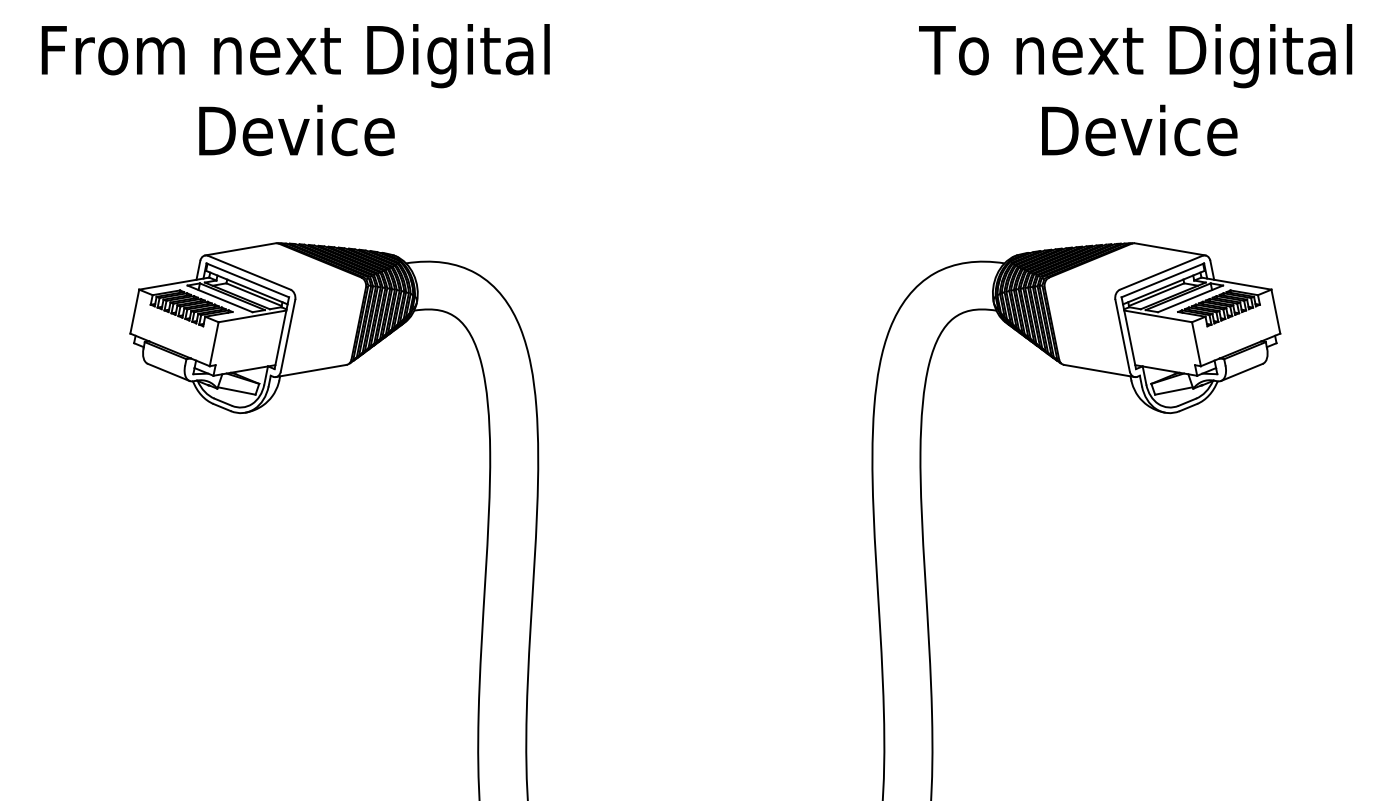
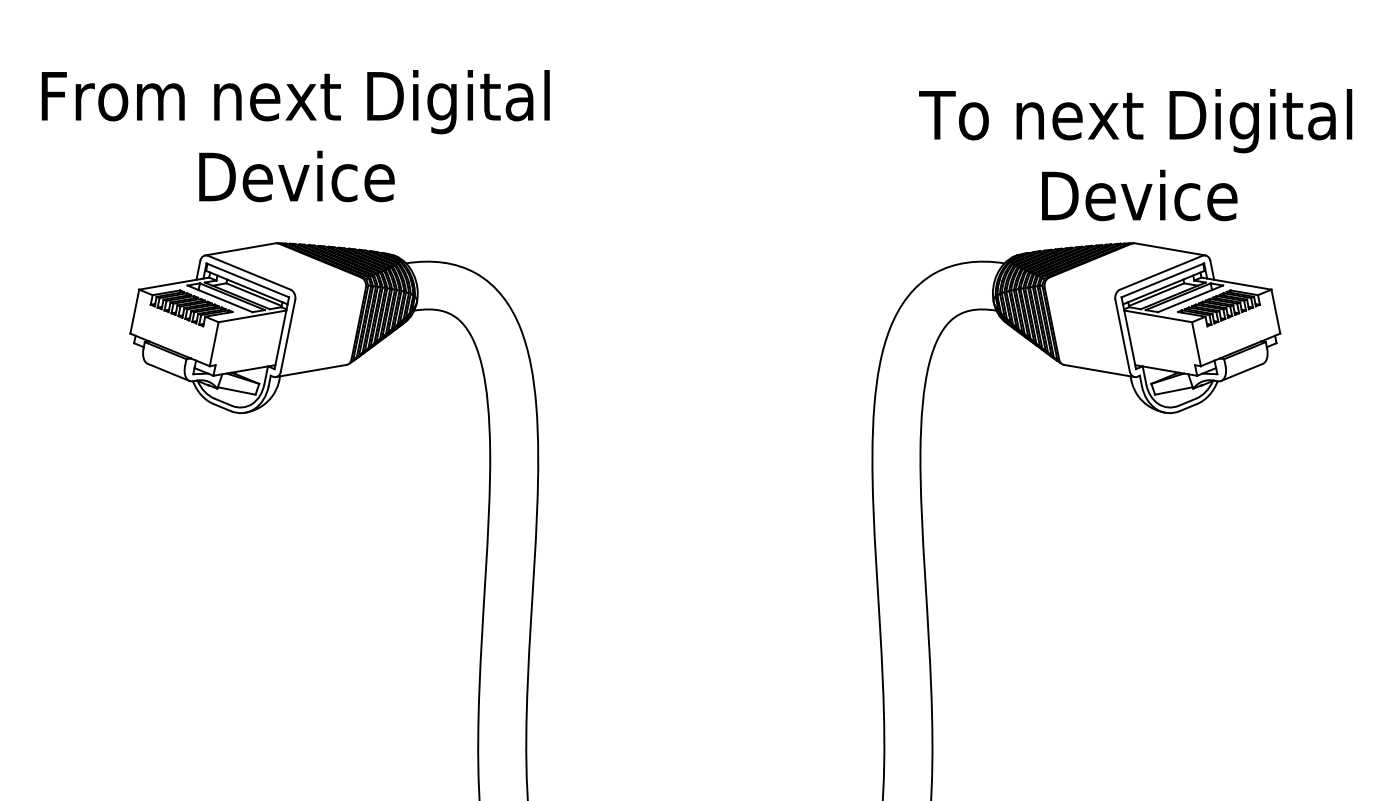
text position: (295, 90) -> (295, 136) (295, 136)
text position: (1135, 90) -> (1135, 155) (1135, 155)
